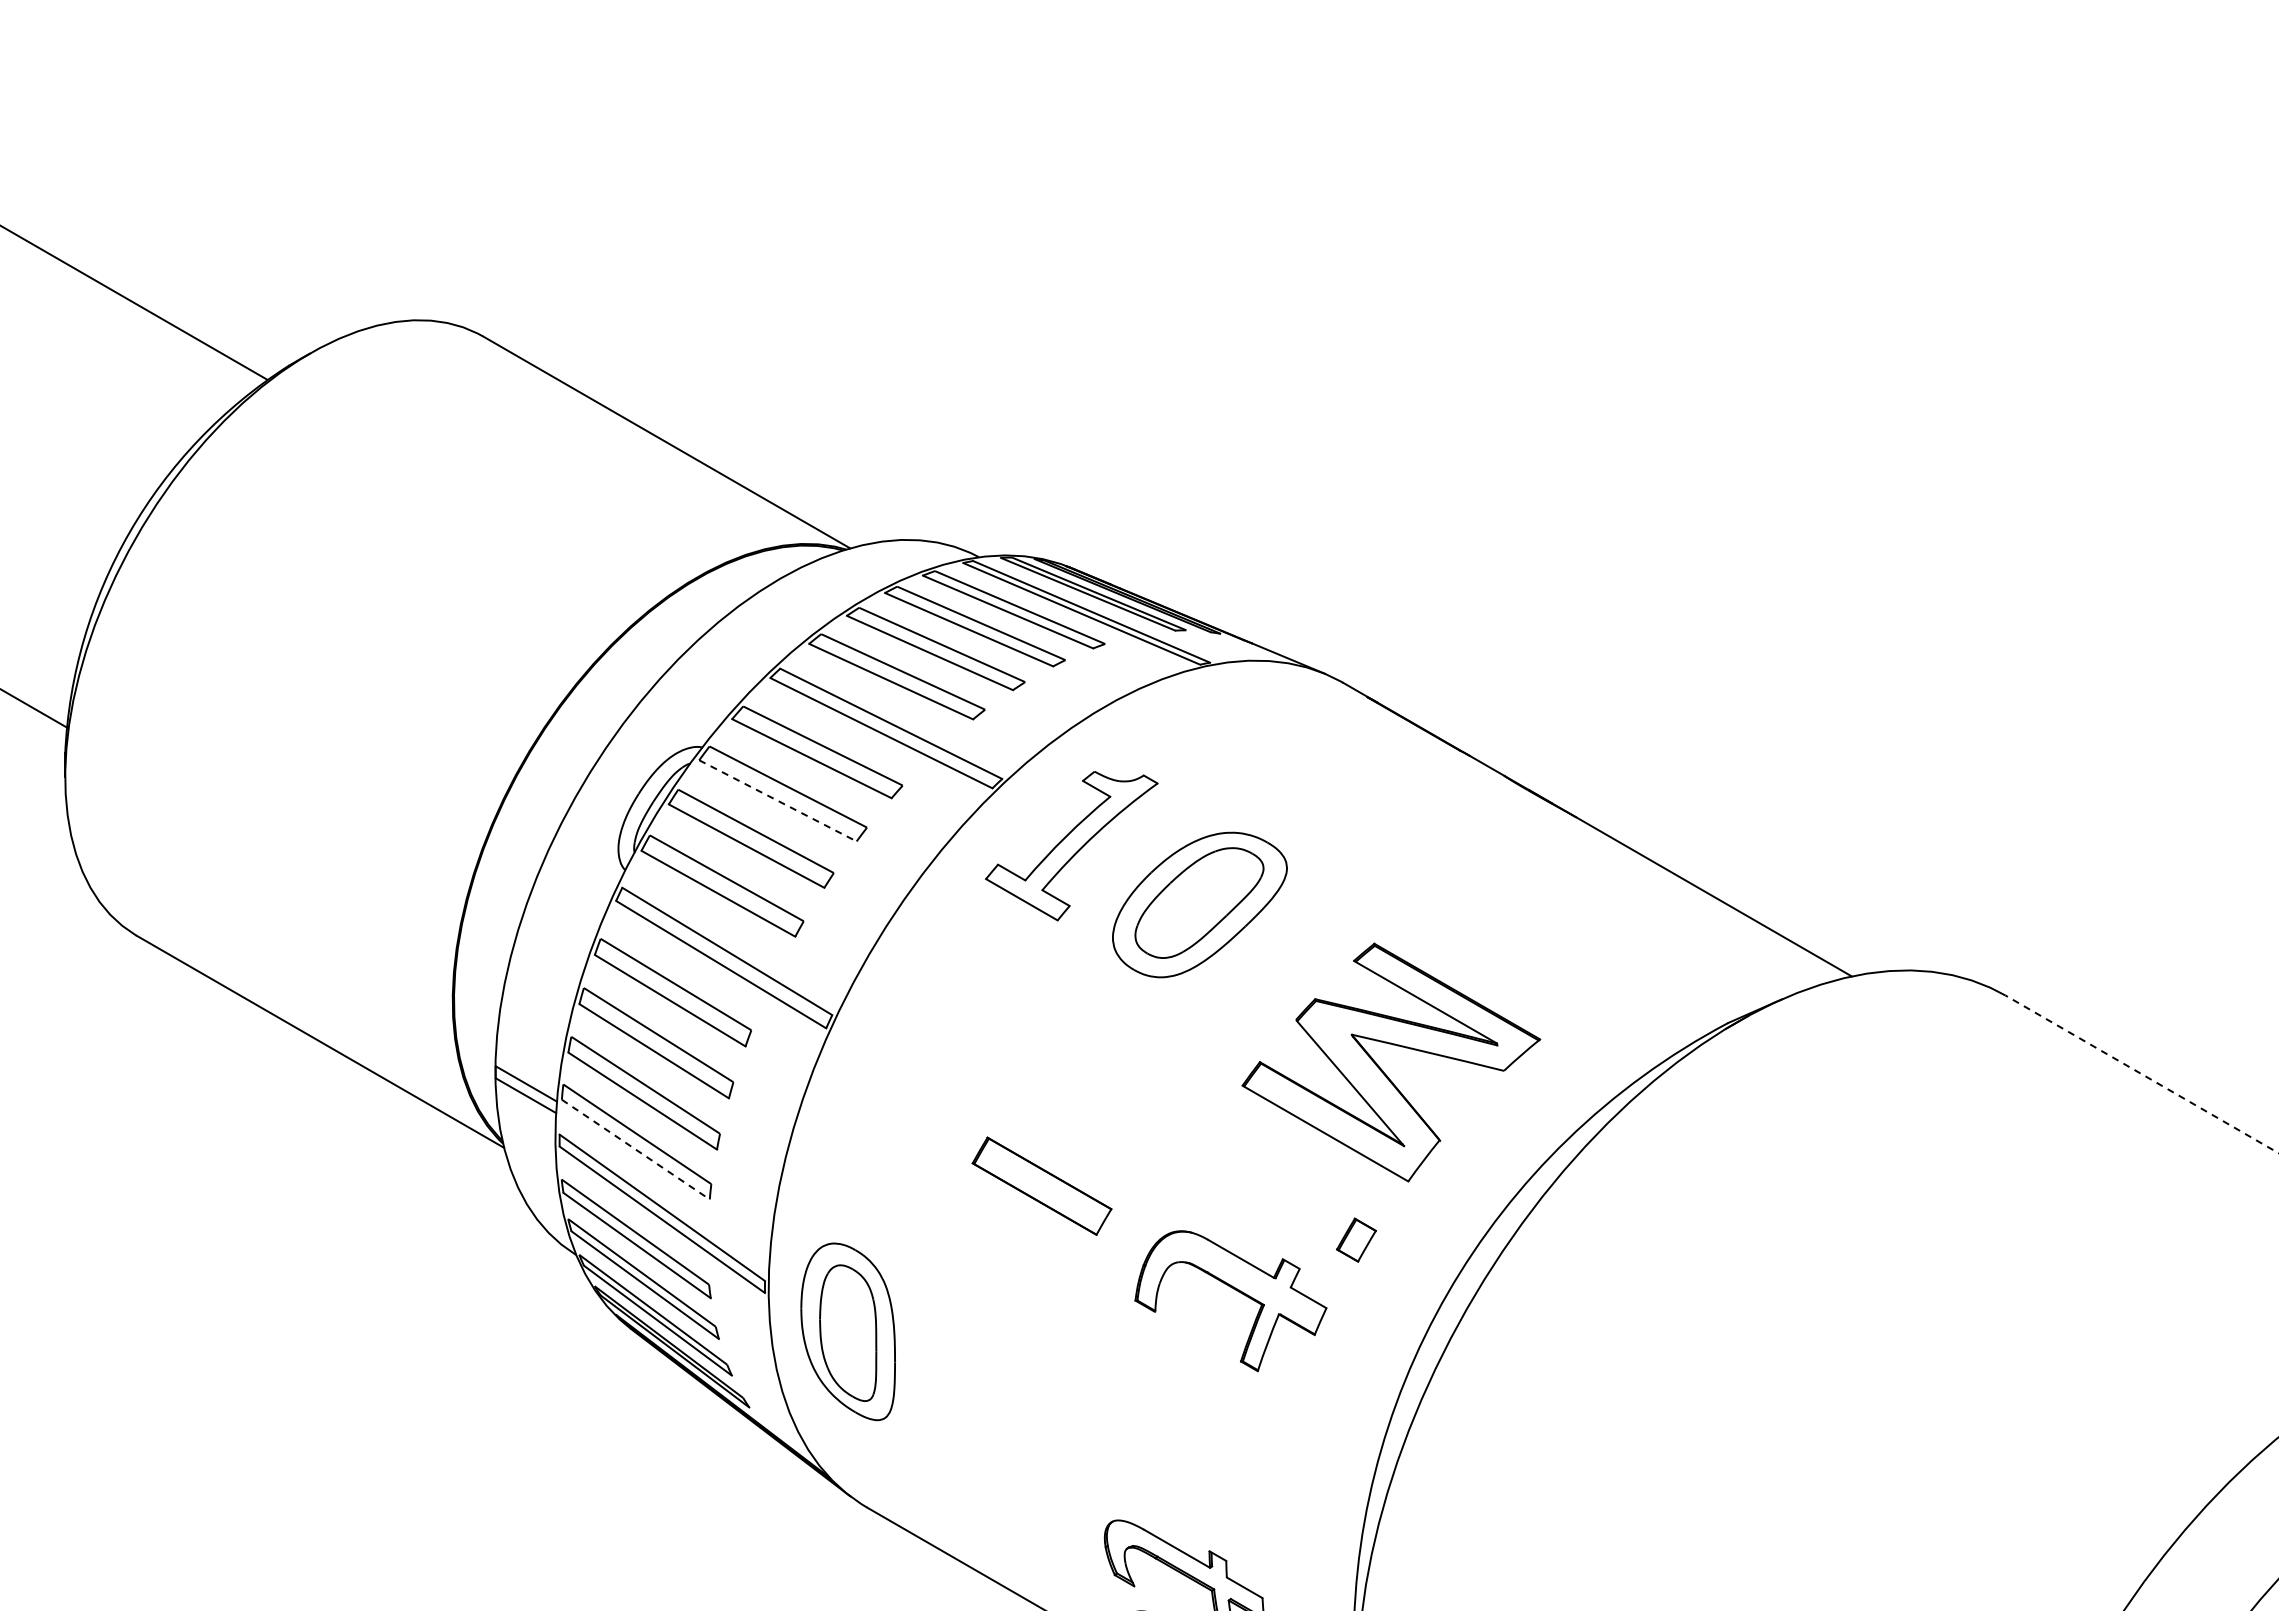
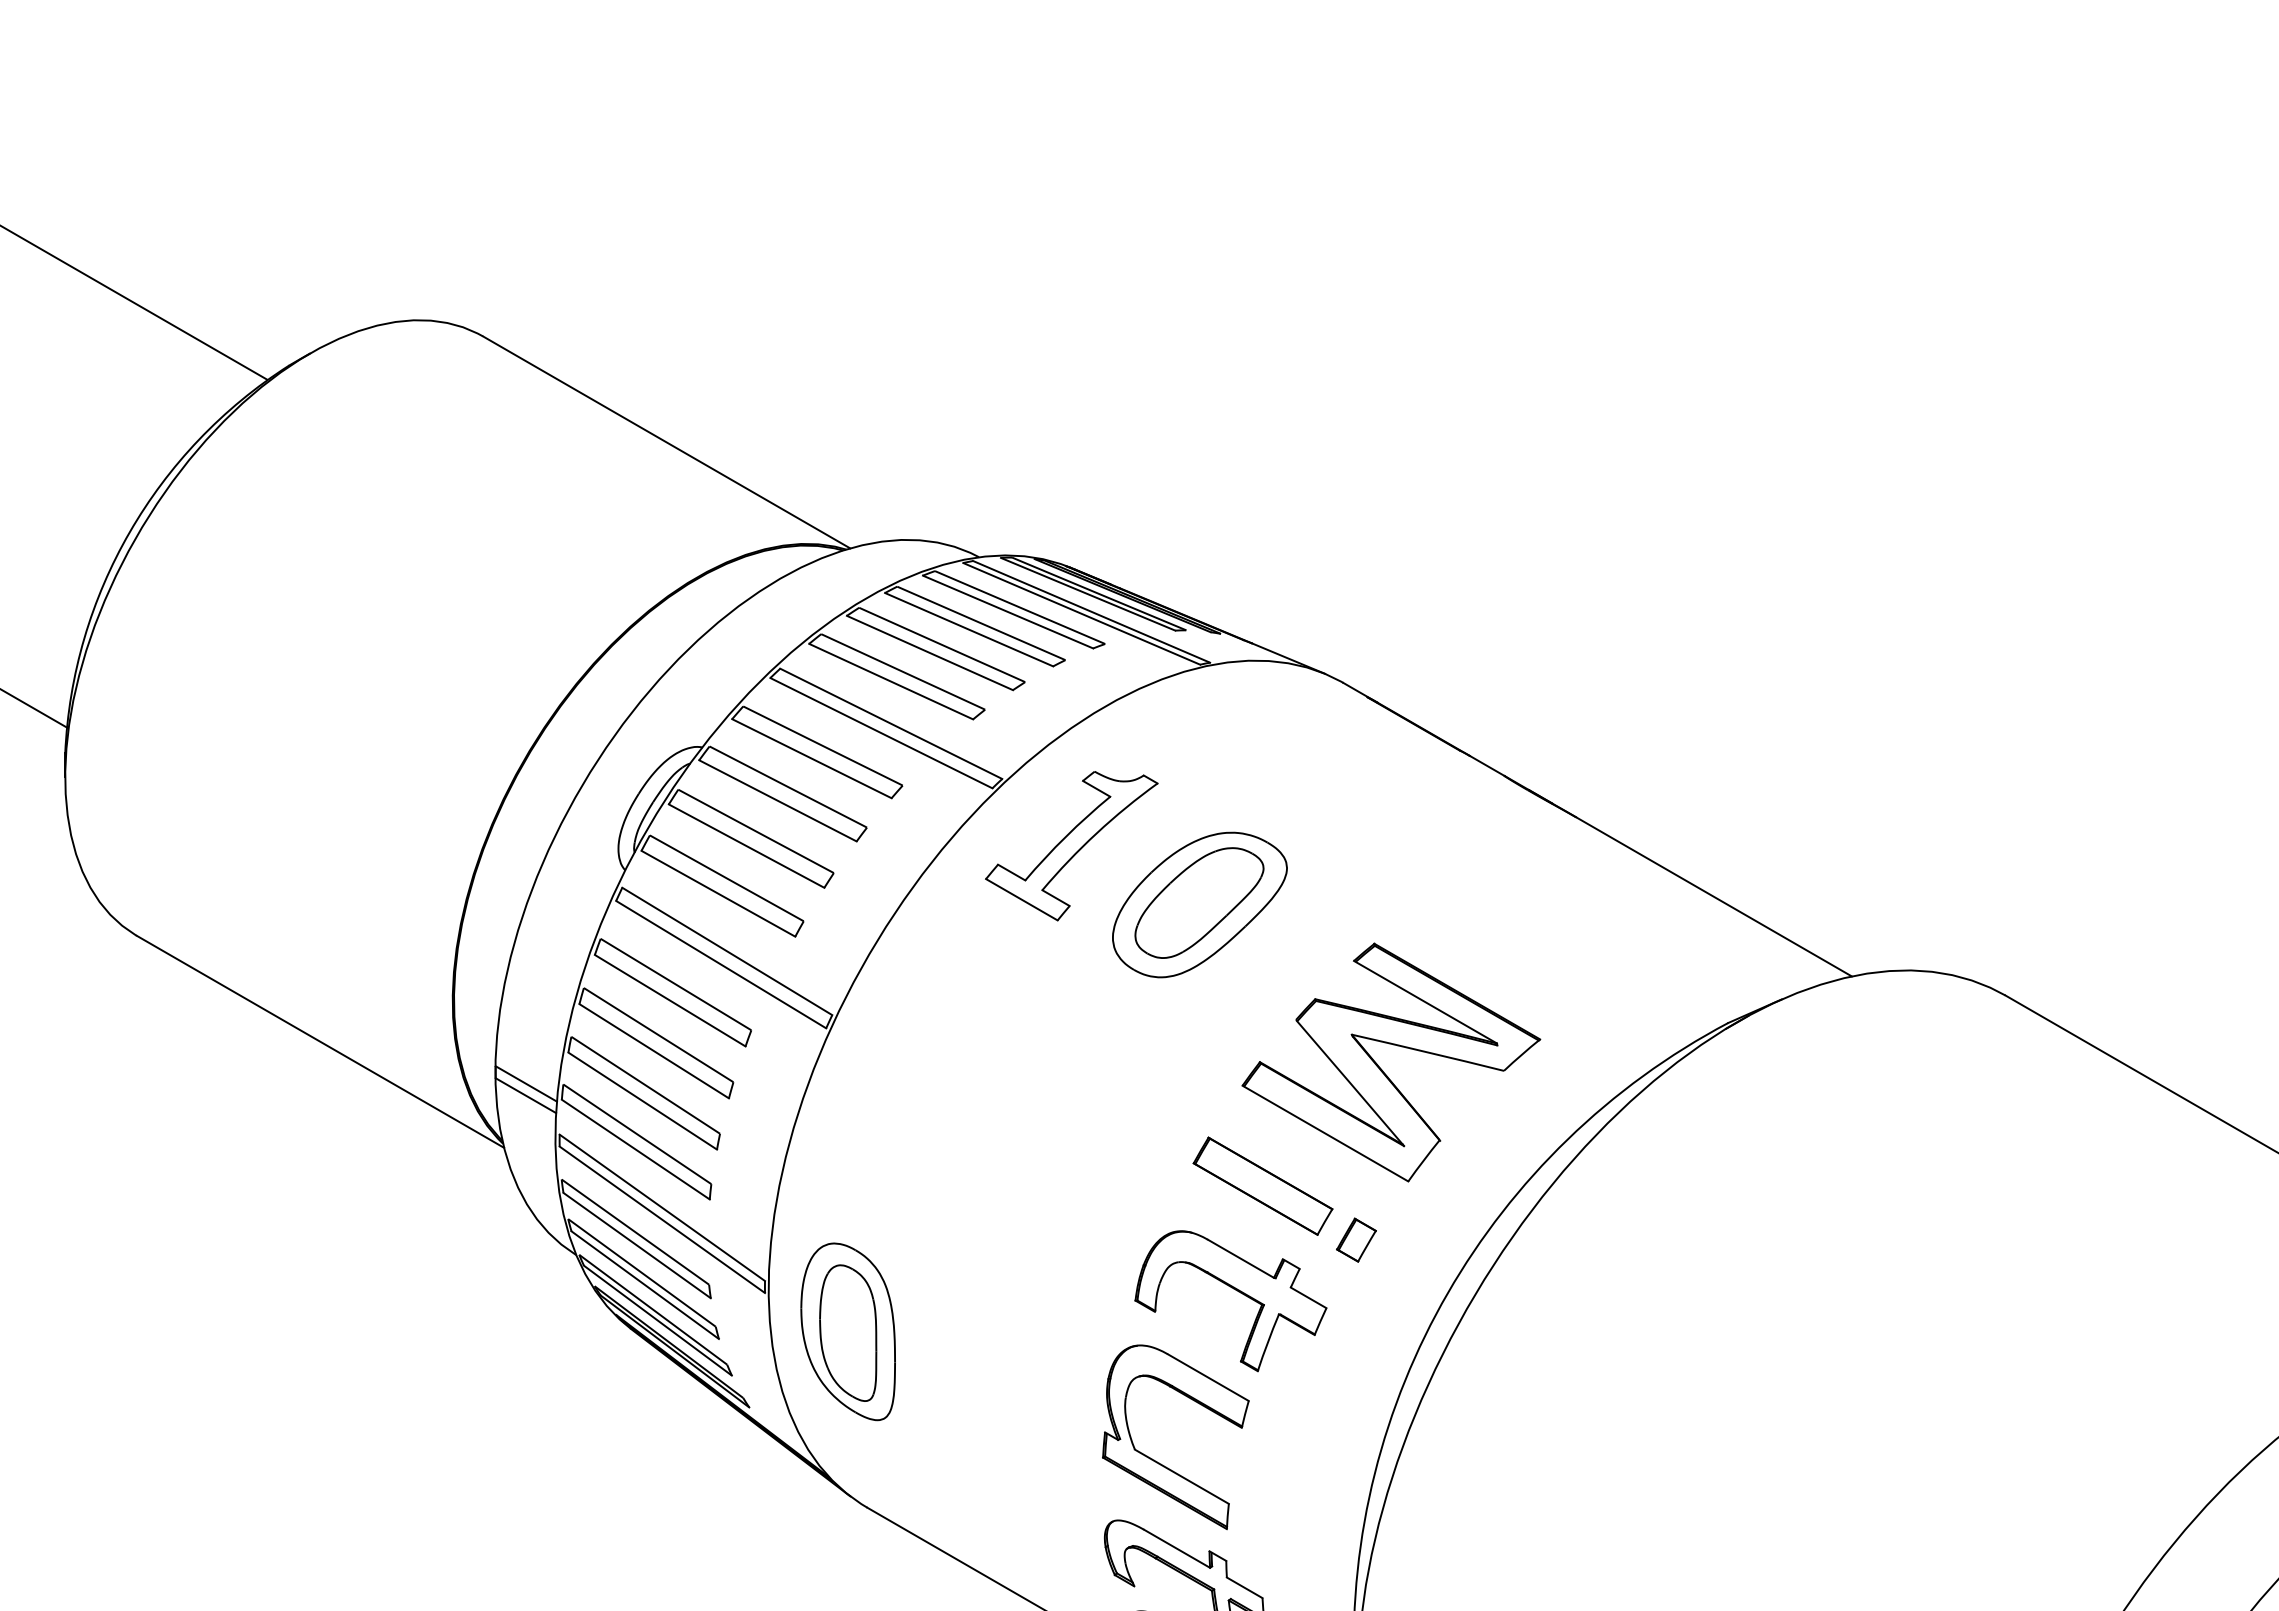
line: dashed -> solid (777, 800)
line: dashed -> solid (2141, 1073)
line: dashed -> solid (636, 1149)
part position: (1041, 1185) -> (1262, 1185) (1262, 1185)
part: none -> present (1161, 1463)
